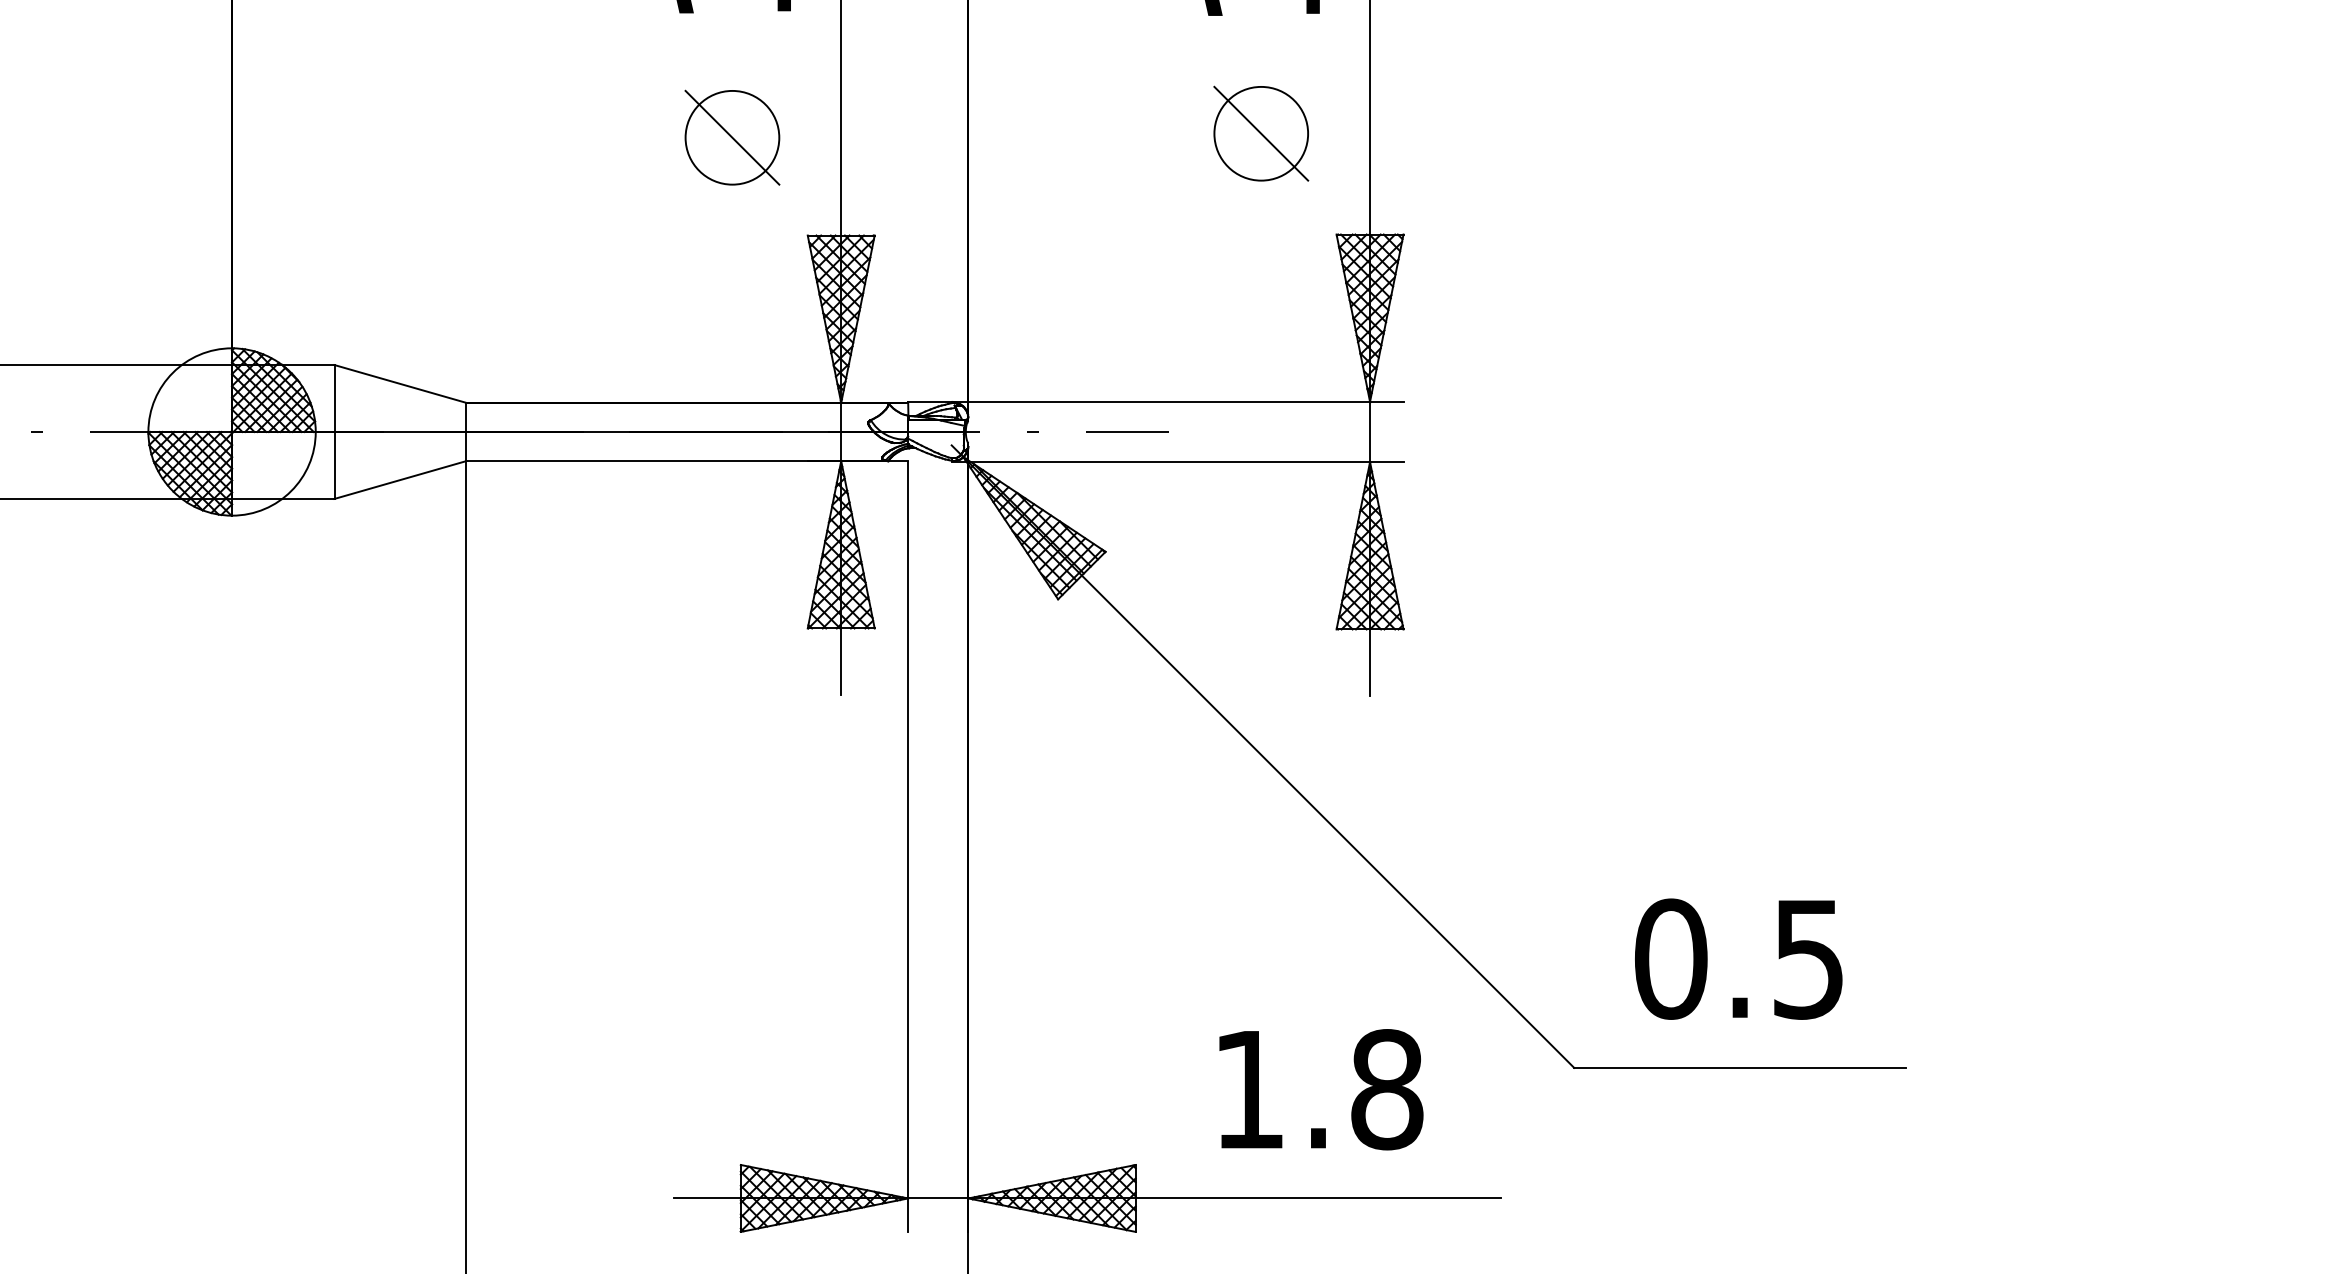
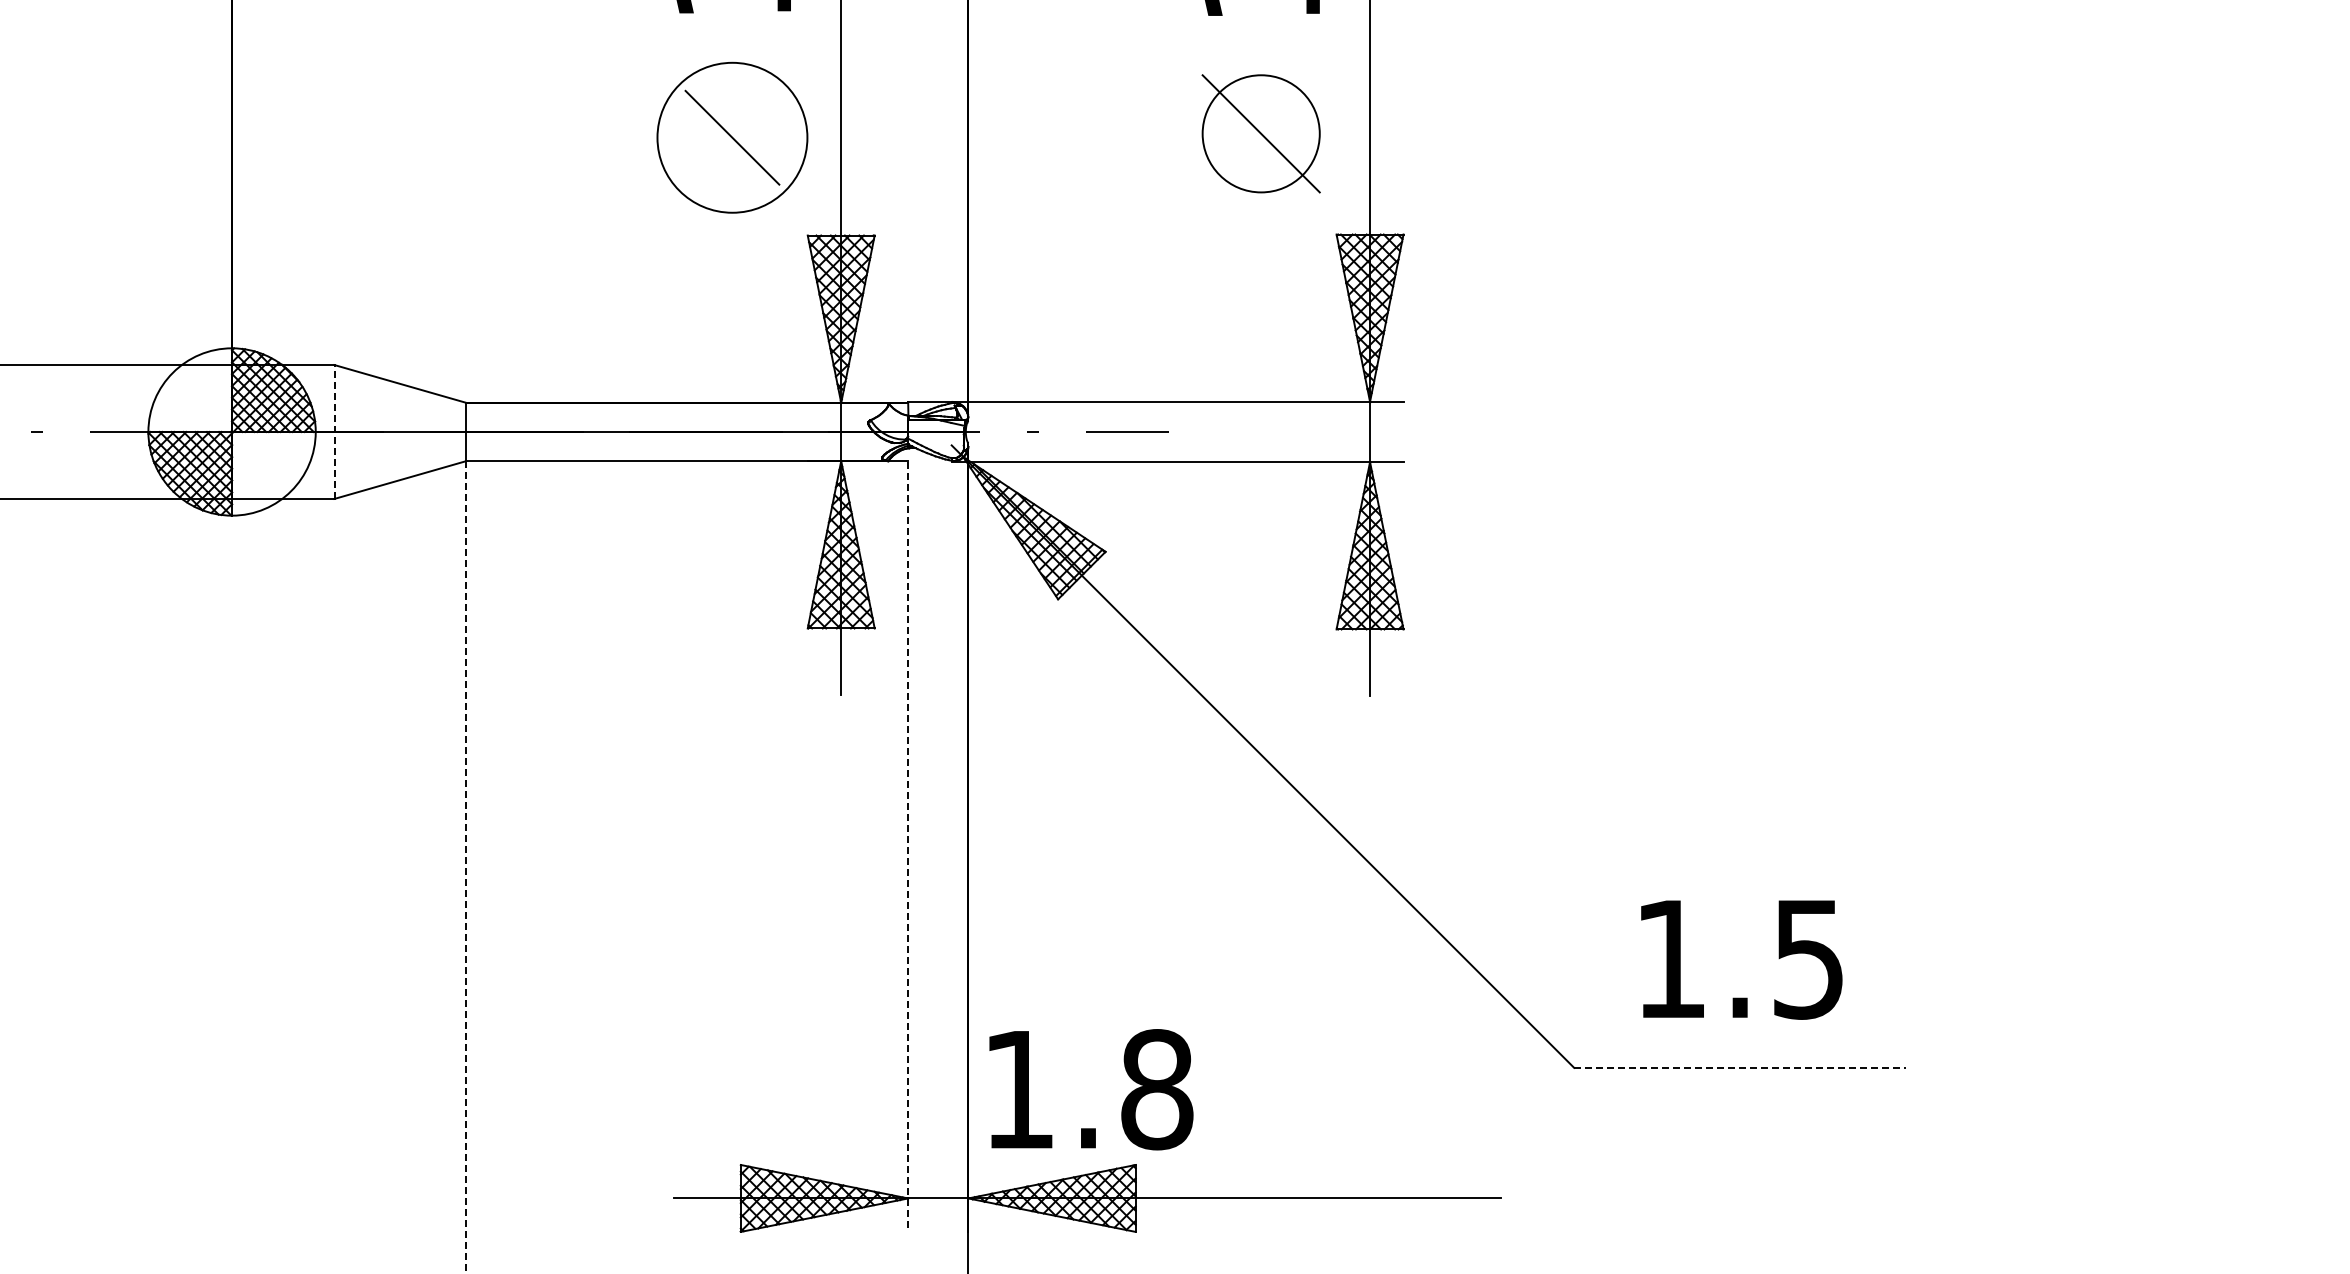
part size: 97x97 px -> 120x120 px (1260, 133)
circle diameter: 94 px -> 150 px (732, 137)
line: solid -> dashed (334, 432)
line: solid -> dashed (908, 847)
line: solid -> dashed (466, 867)
text: 0.5 -> 1.5 (1671, 958)
line: solid -> dashed (1740, 1067)
text position: (1321, 1089) -> (1091, 1089) (1091, 1089)
